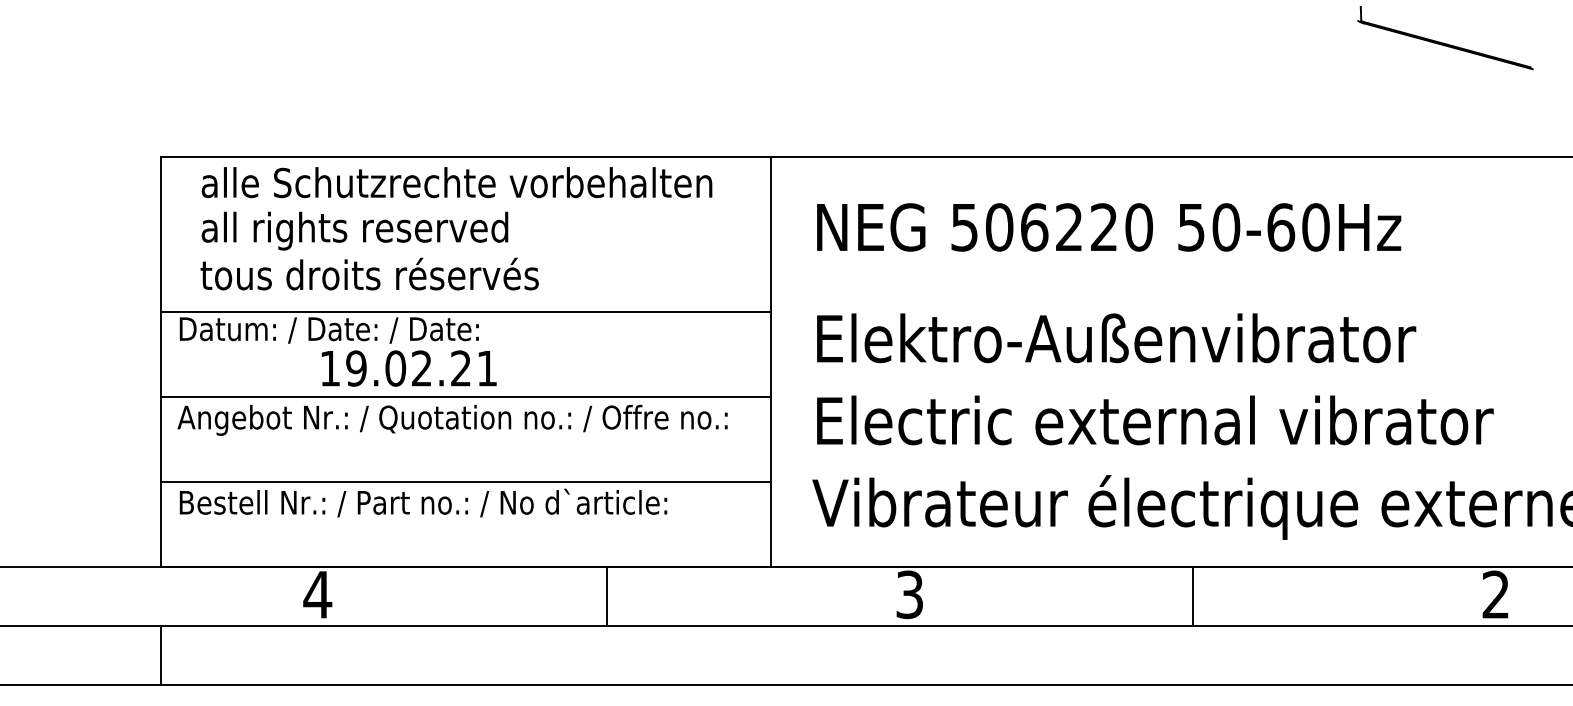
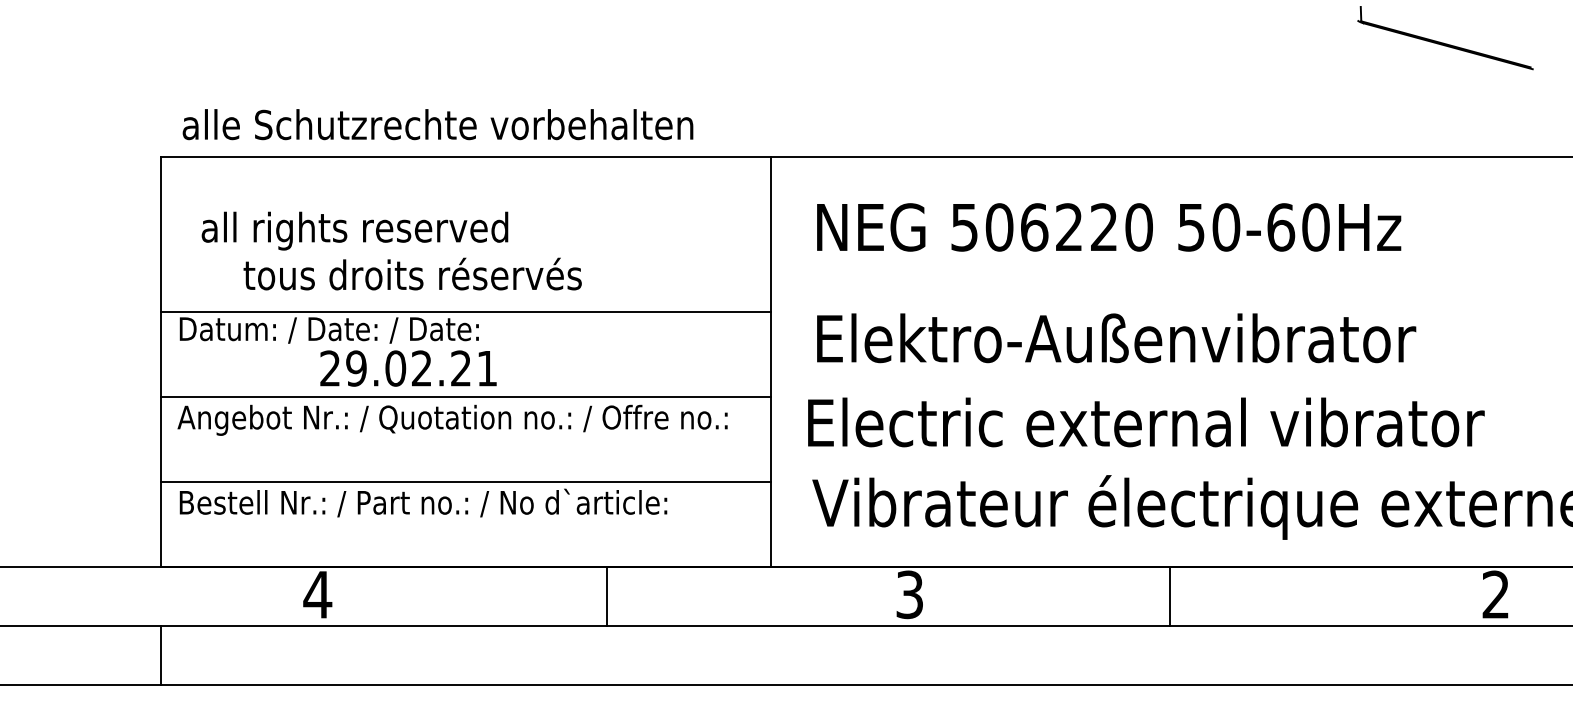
text position: (456, 182) -> (437, 124) (437, 124)
text position: (369, 273) -> (412, 273) (412, 273)
text: 19.02.21 -> 29.02.21 (329, 368)
text position: (1155, 420) -> (1146, 422) (1146, 422)
line position: (1192, 596) -> (1169, 596) (1169, 596)
